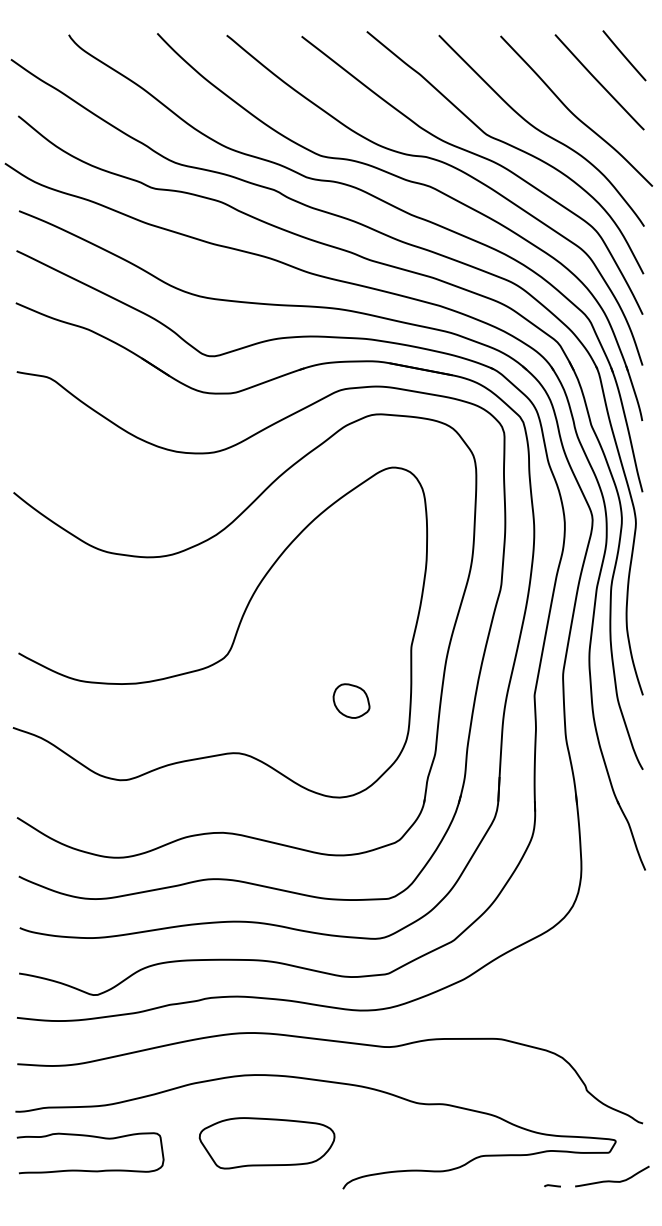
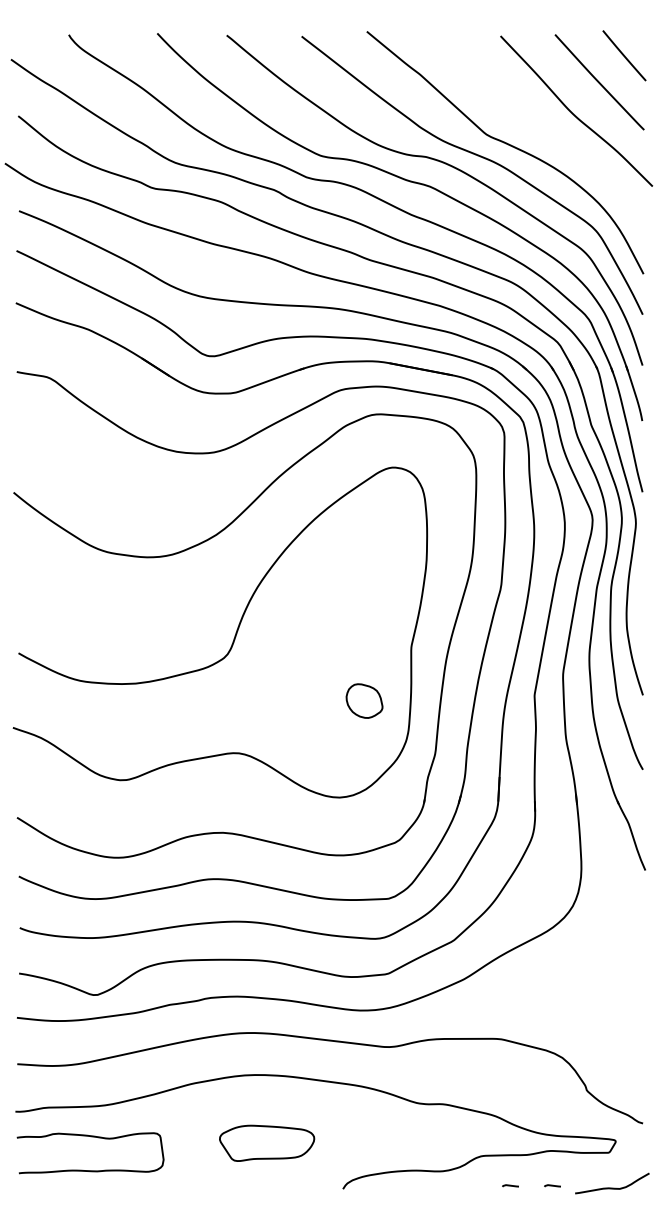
curve: present -> none (541, 130)
part position: (351, 700) -> (364, 700) (364, 700)
part size: 138x53 px -> 97x38 px (267, 1142)
curve position: (612, 1180) -> (612, 1187) (612, 1187)
curve: none -> present (510, 1185)
